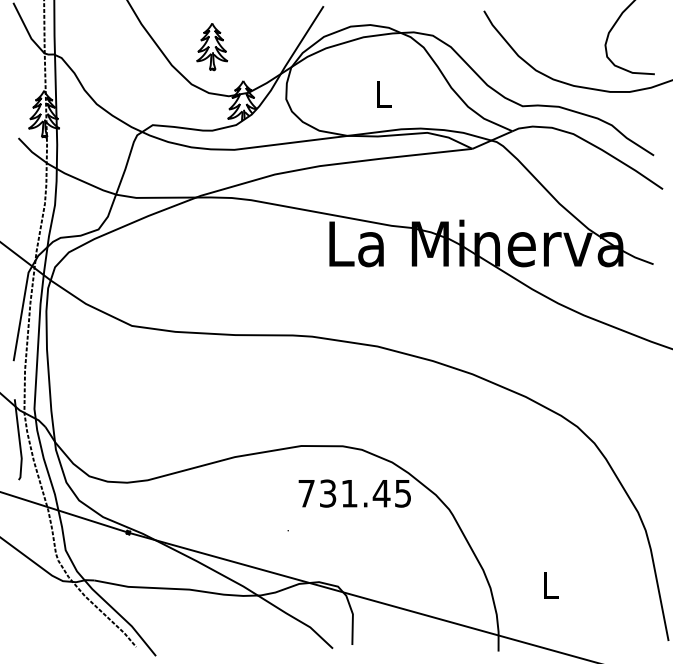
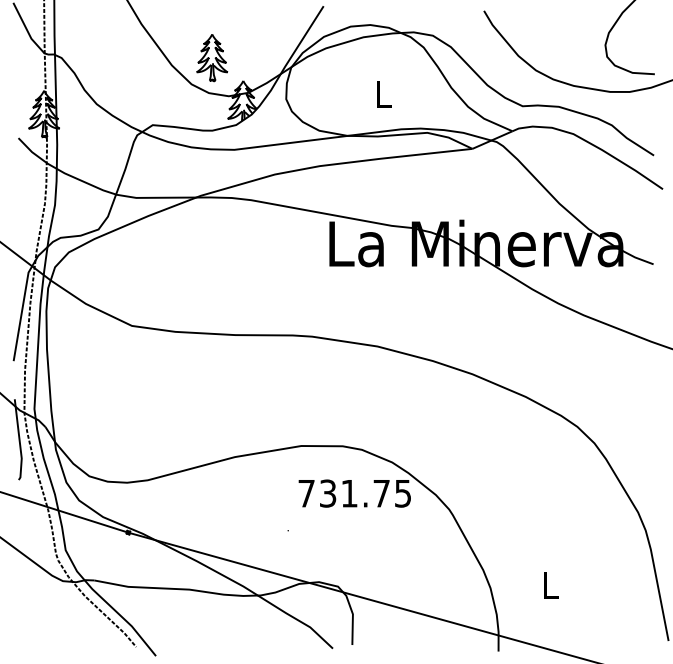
part position: (212, 47) -> (212, 58) (212, 58)
text: 731.45 -> 731.75 (381, 493)
